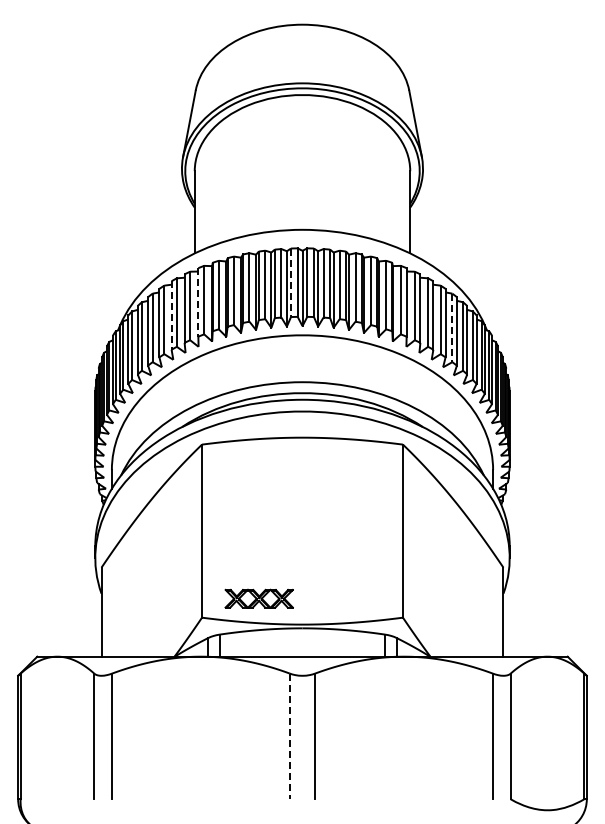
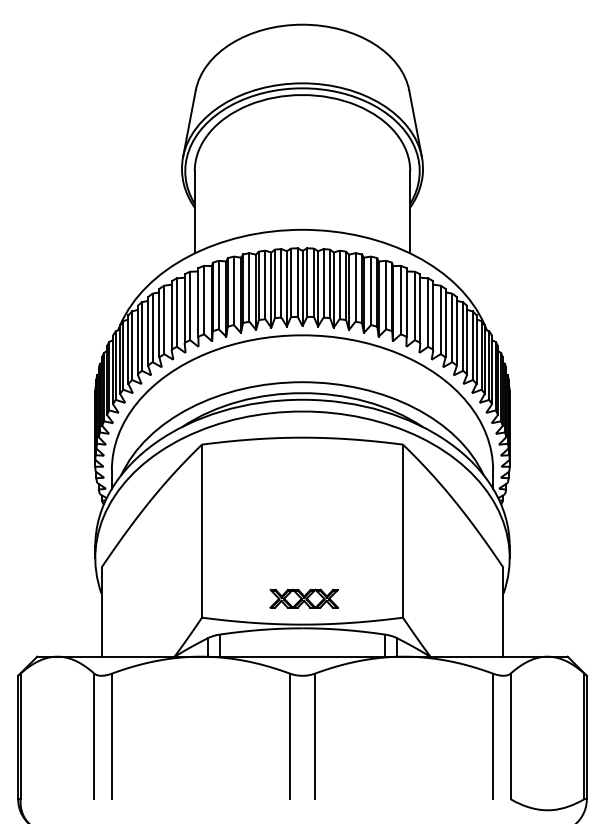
line: dashed -> solid (291, 283)
line: dashed -> solid (198, 302)
line: dashed -> solid (171, 316)
line: dashed -> solid (452, 328)
part position: (258, 598) -> (303, 598) (303, 598)
line: dashed -> solid (289, 736)
